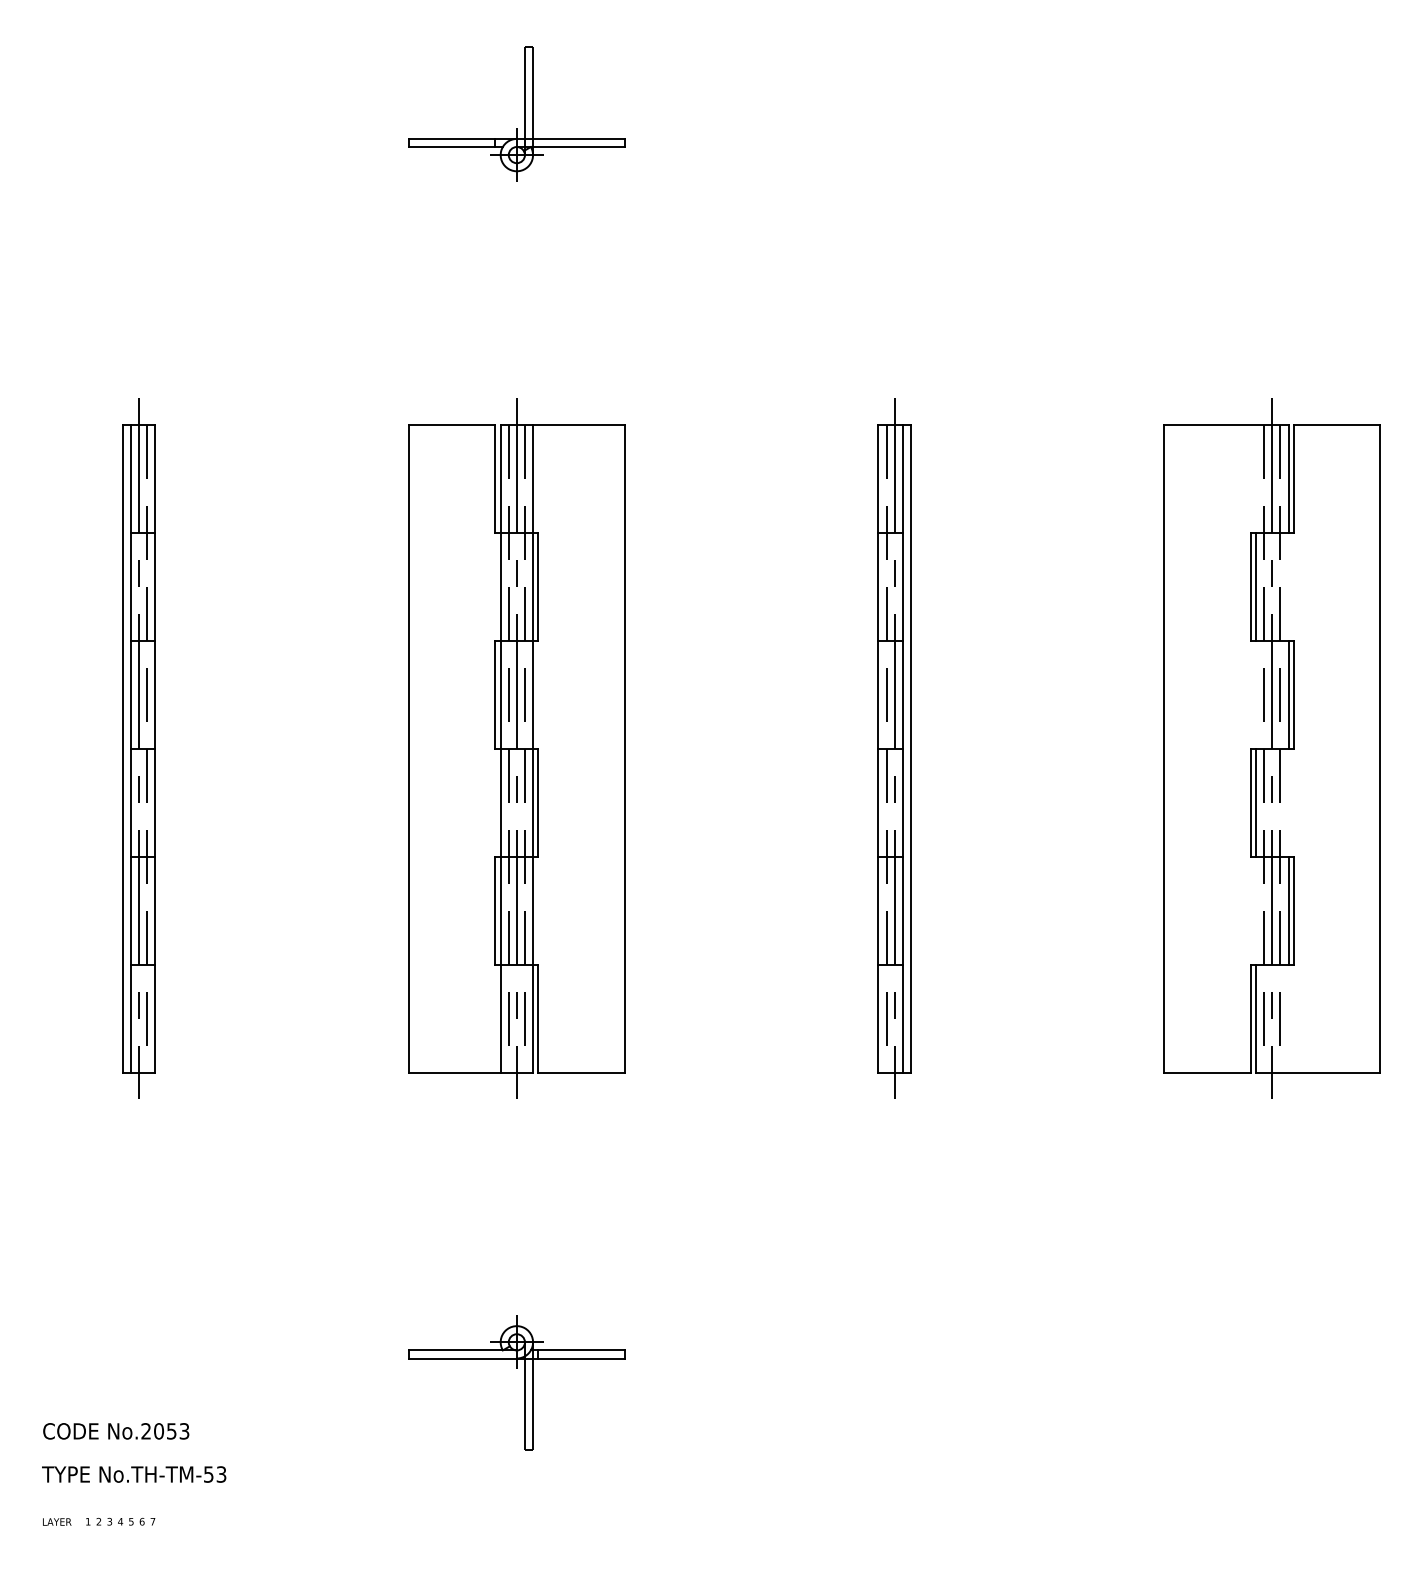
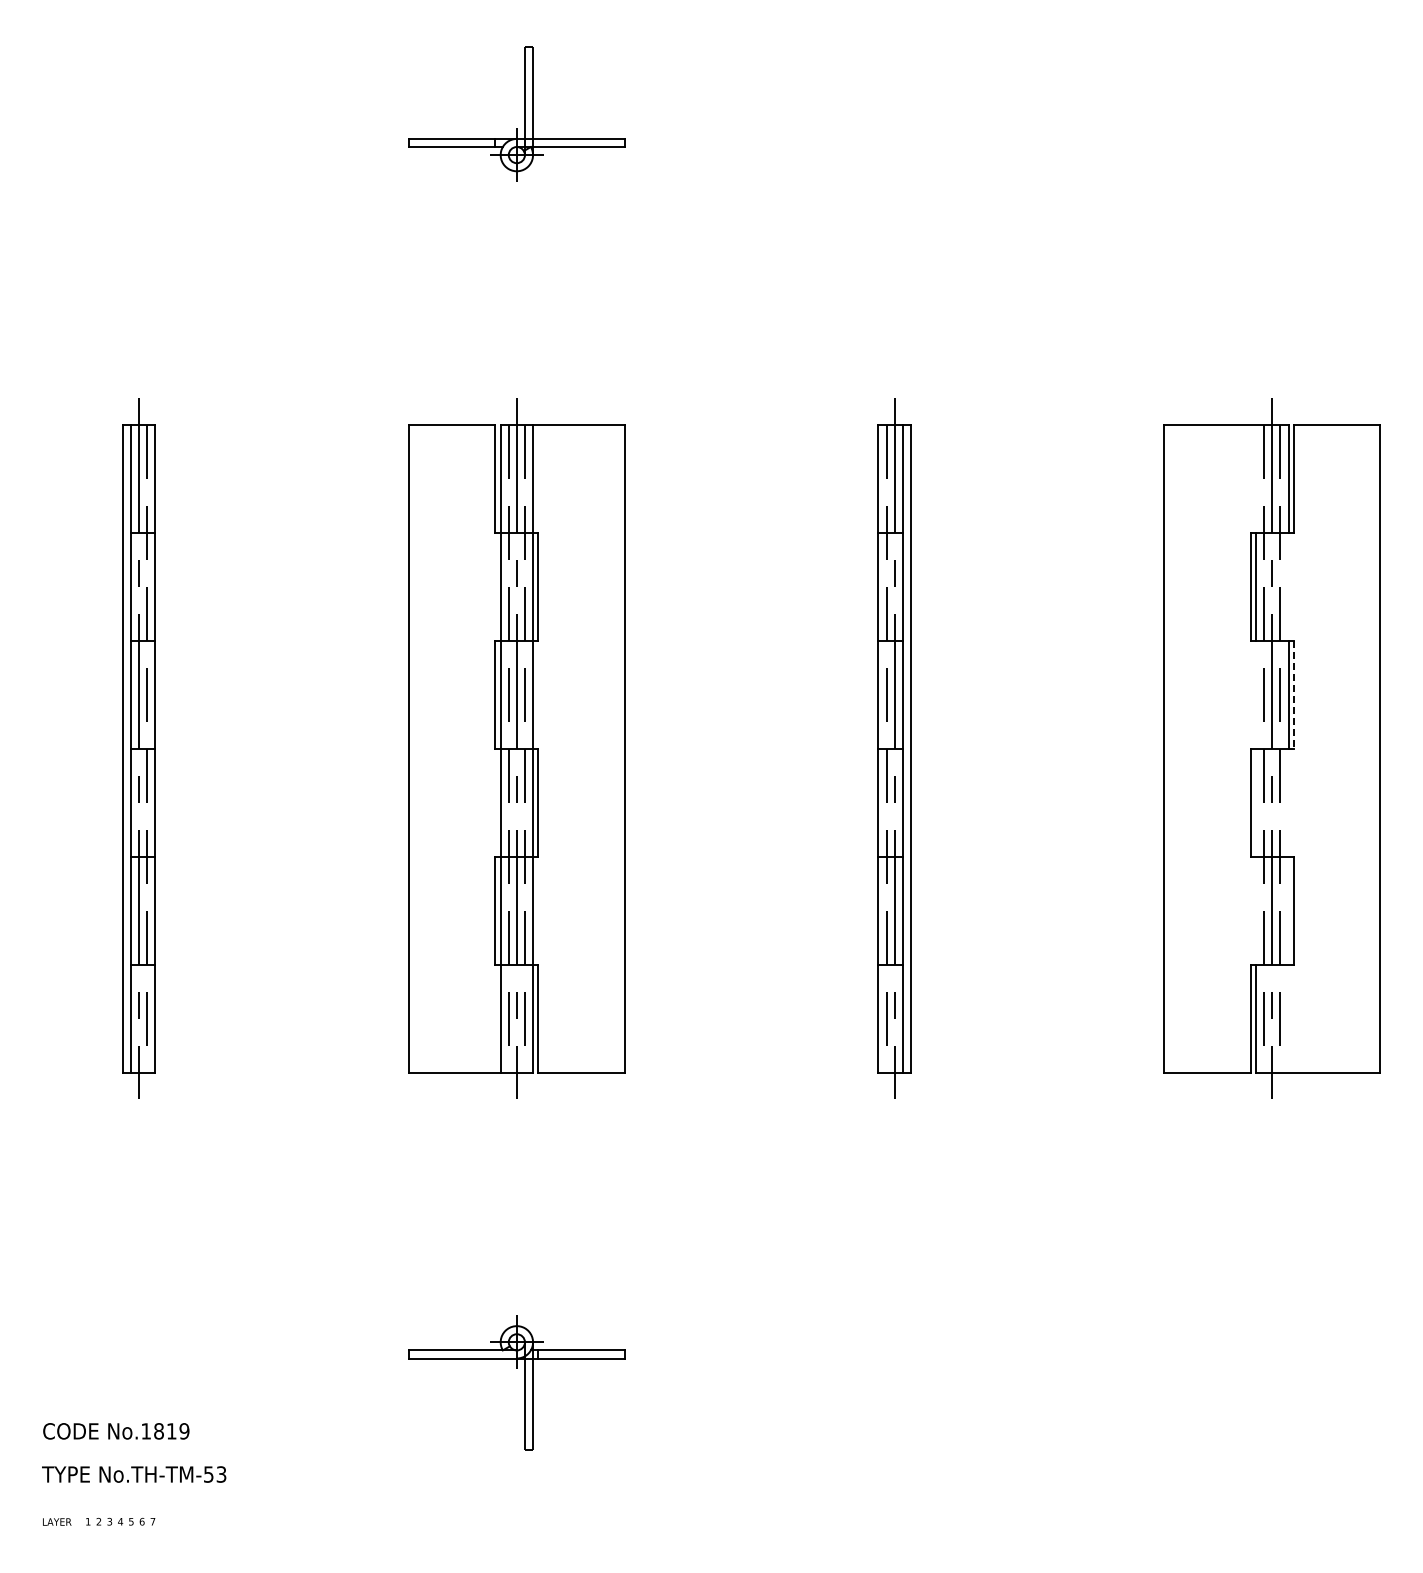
line: solid -> dashed (1293, 694)
line: present -> none (1256, 802)
line: present -> none (1288, 910)
text: No.2053 -> No.1819 (165, 1431)
